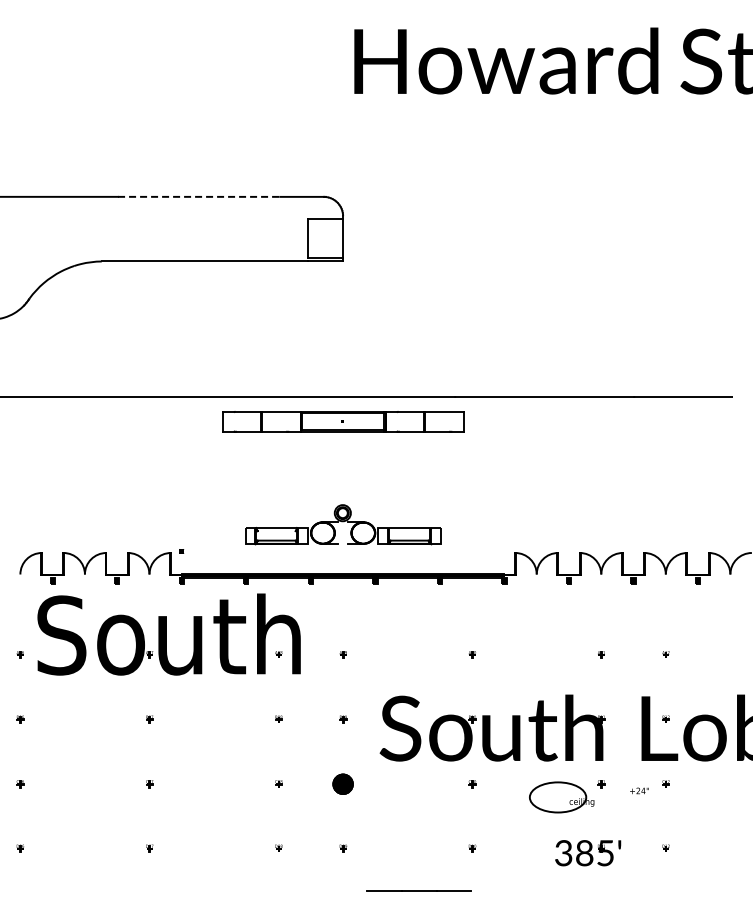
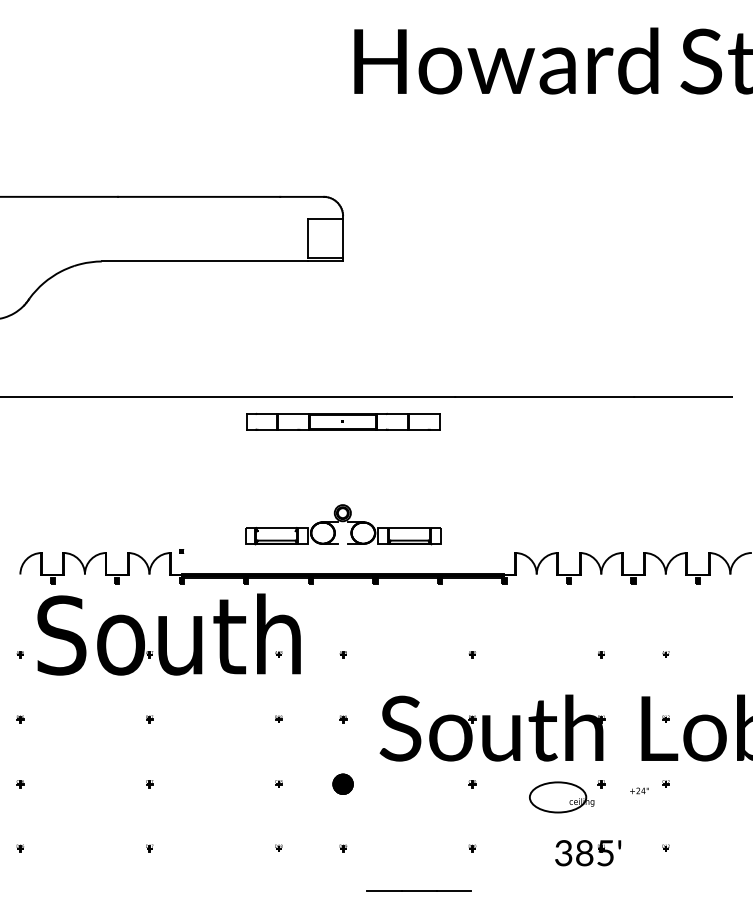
line: dashed -> solid (199, 196)
part size: 243x22 px -> 195x18 px (343, 421)
